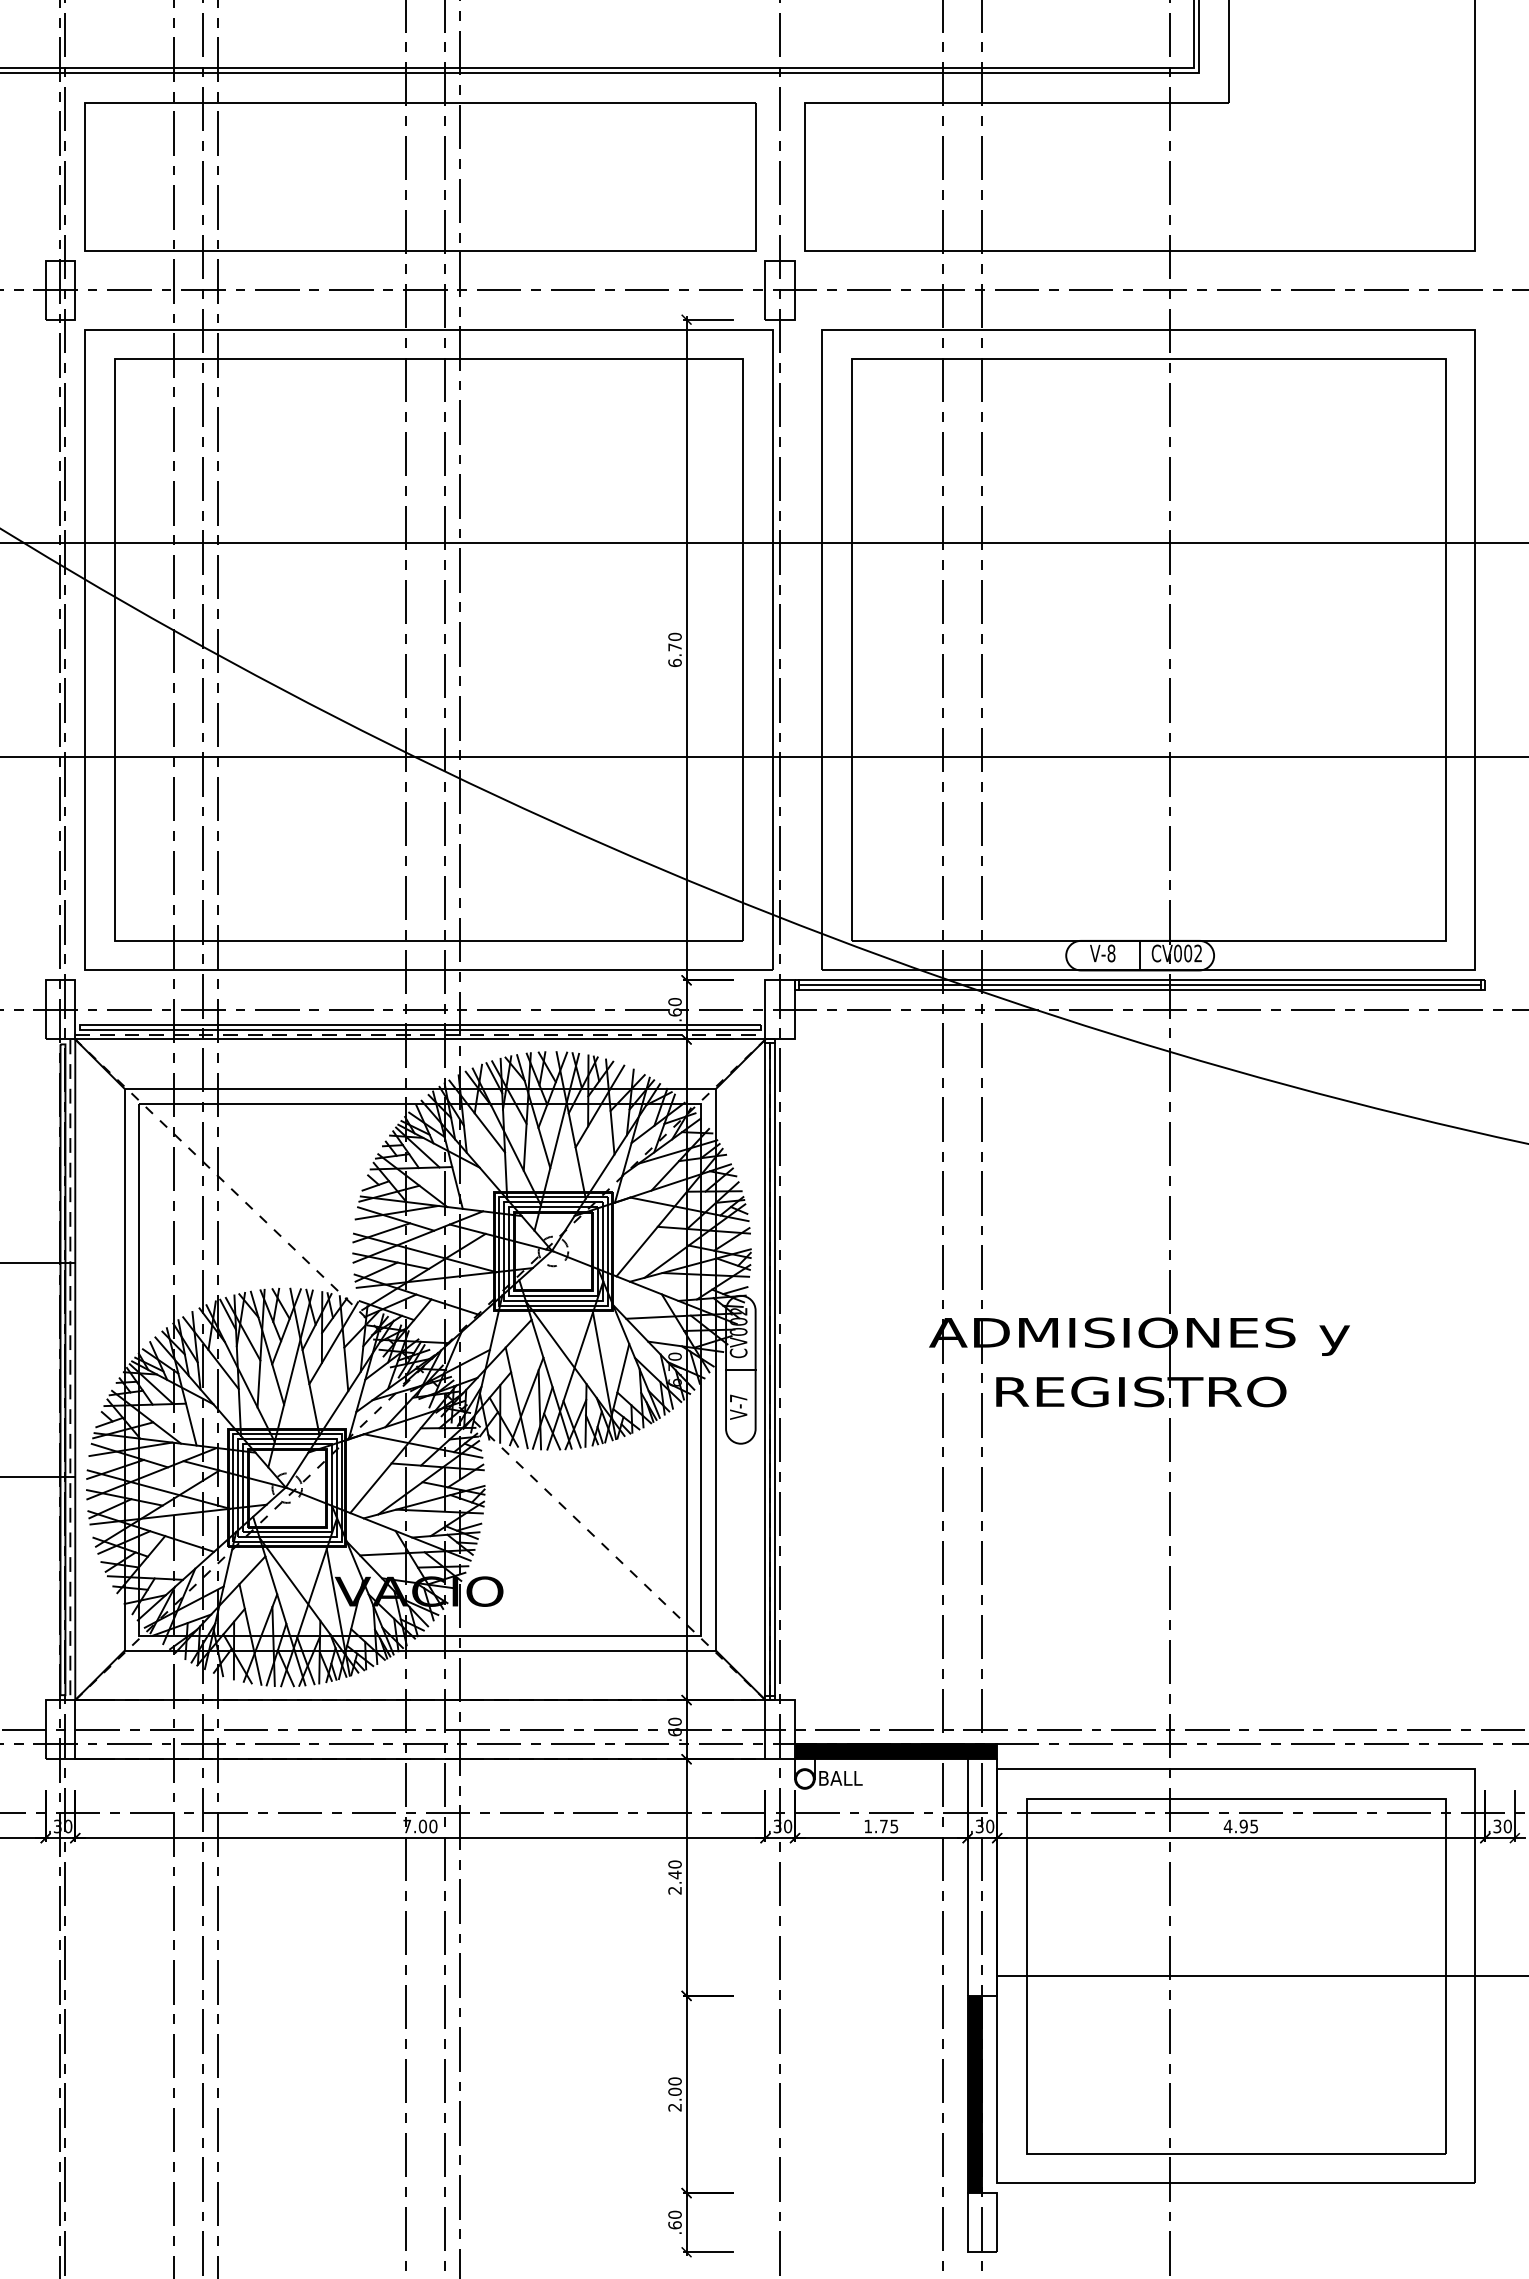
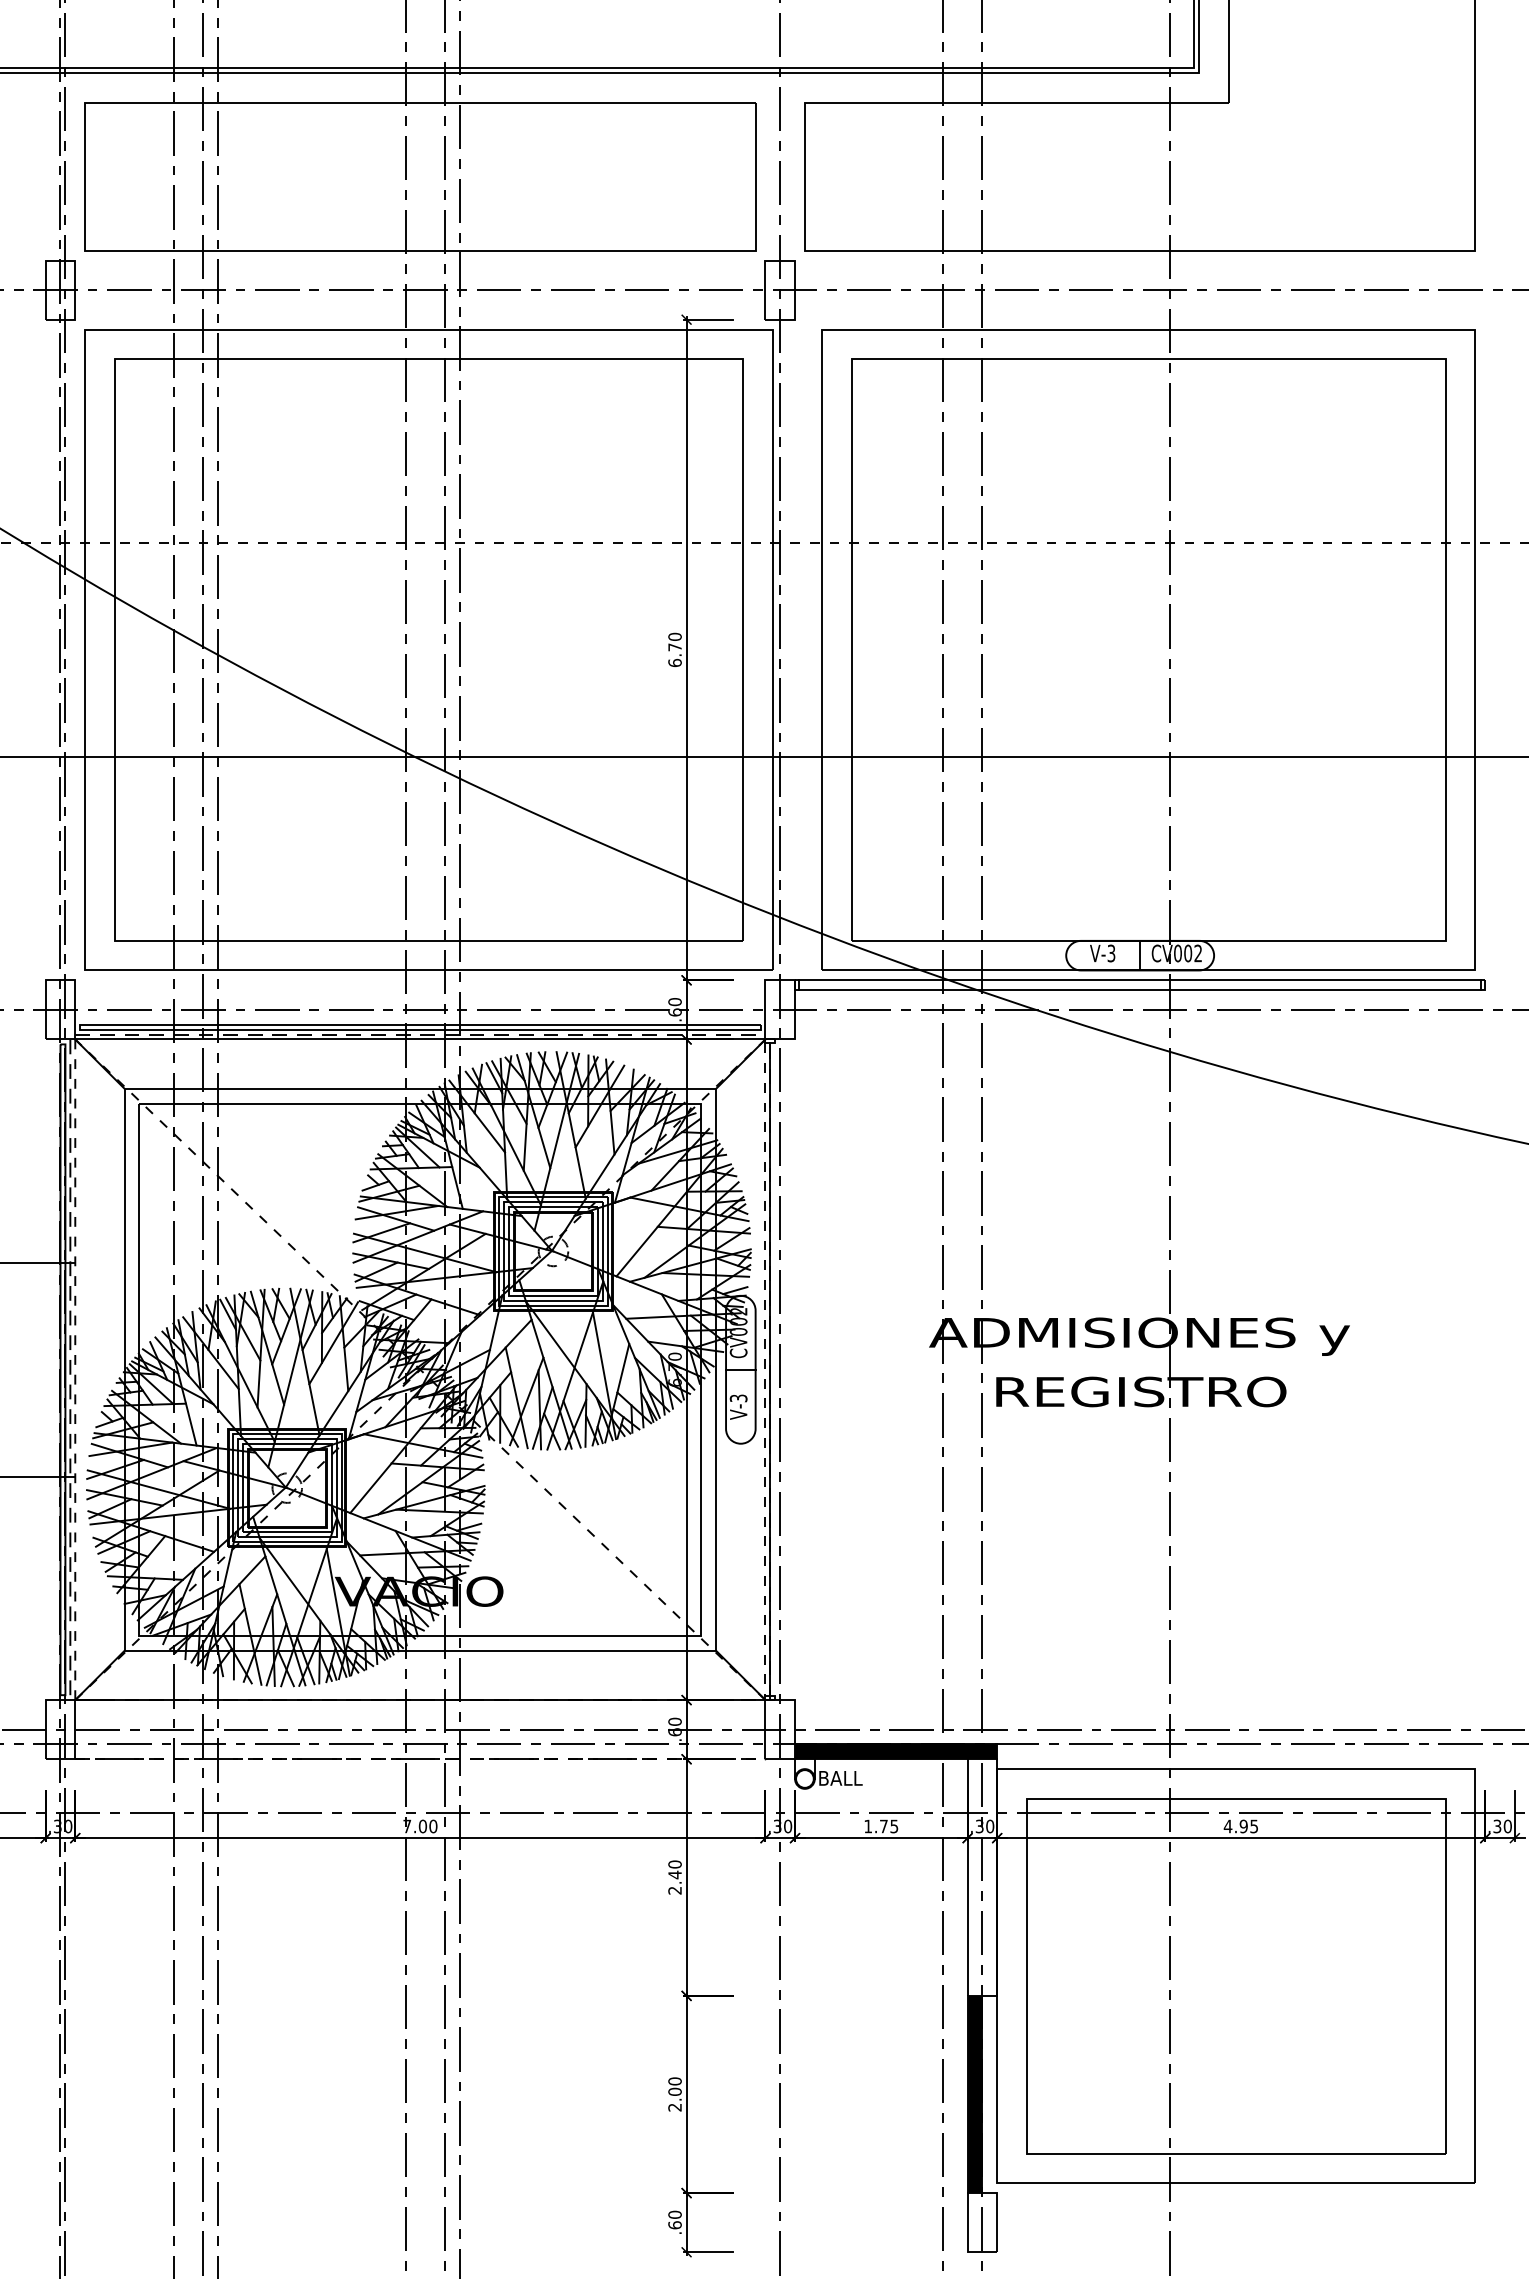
line: solid -> dashed (765, 543)
text: V-8 -> V-3 (1111, 953)
line: present -> none (1140, 985)
line: present -> none (775, 1369)
line: solid -> dashed (75, 1370)
line: solid -> dashed (765, 1370)
text: V-7 -> V-3 (738, 1398)
line: solid -> dashed (420, 1759)
line: present -> none (1261, 1976)
